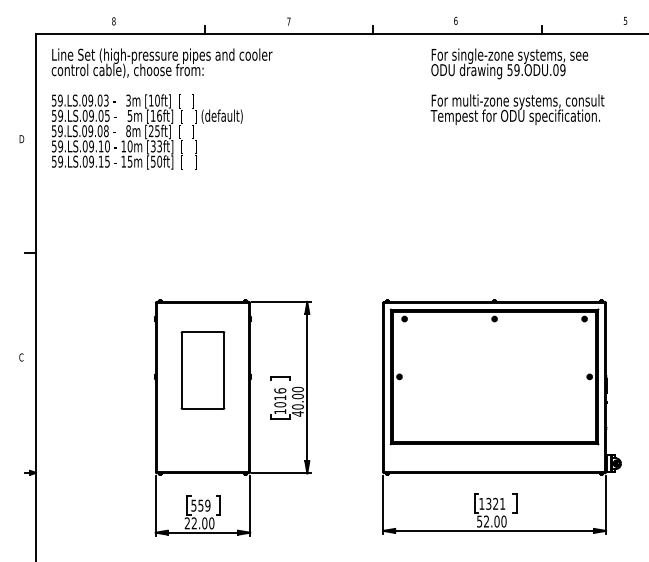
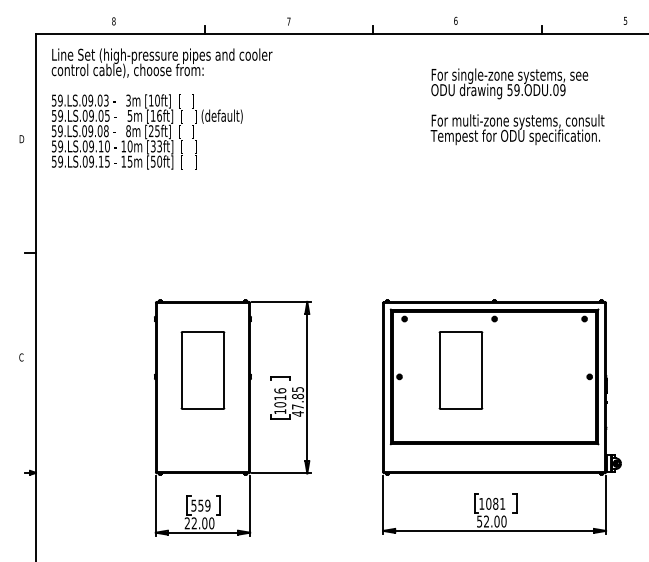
text position: (517, 86) -> (517, 106) (517, 106)
part: none -> present (460, 370)
text: 40.00 -> 47.85 (297, 397)
text: 1321 -> 1081 (492, 503)
